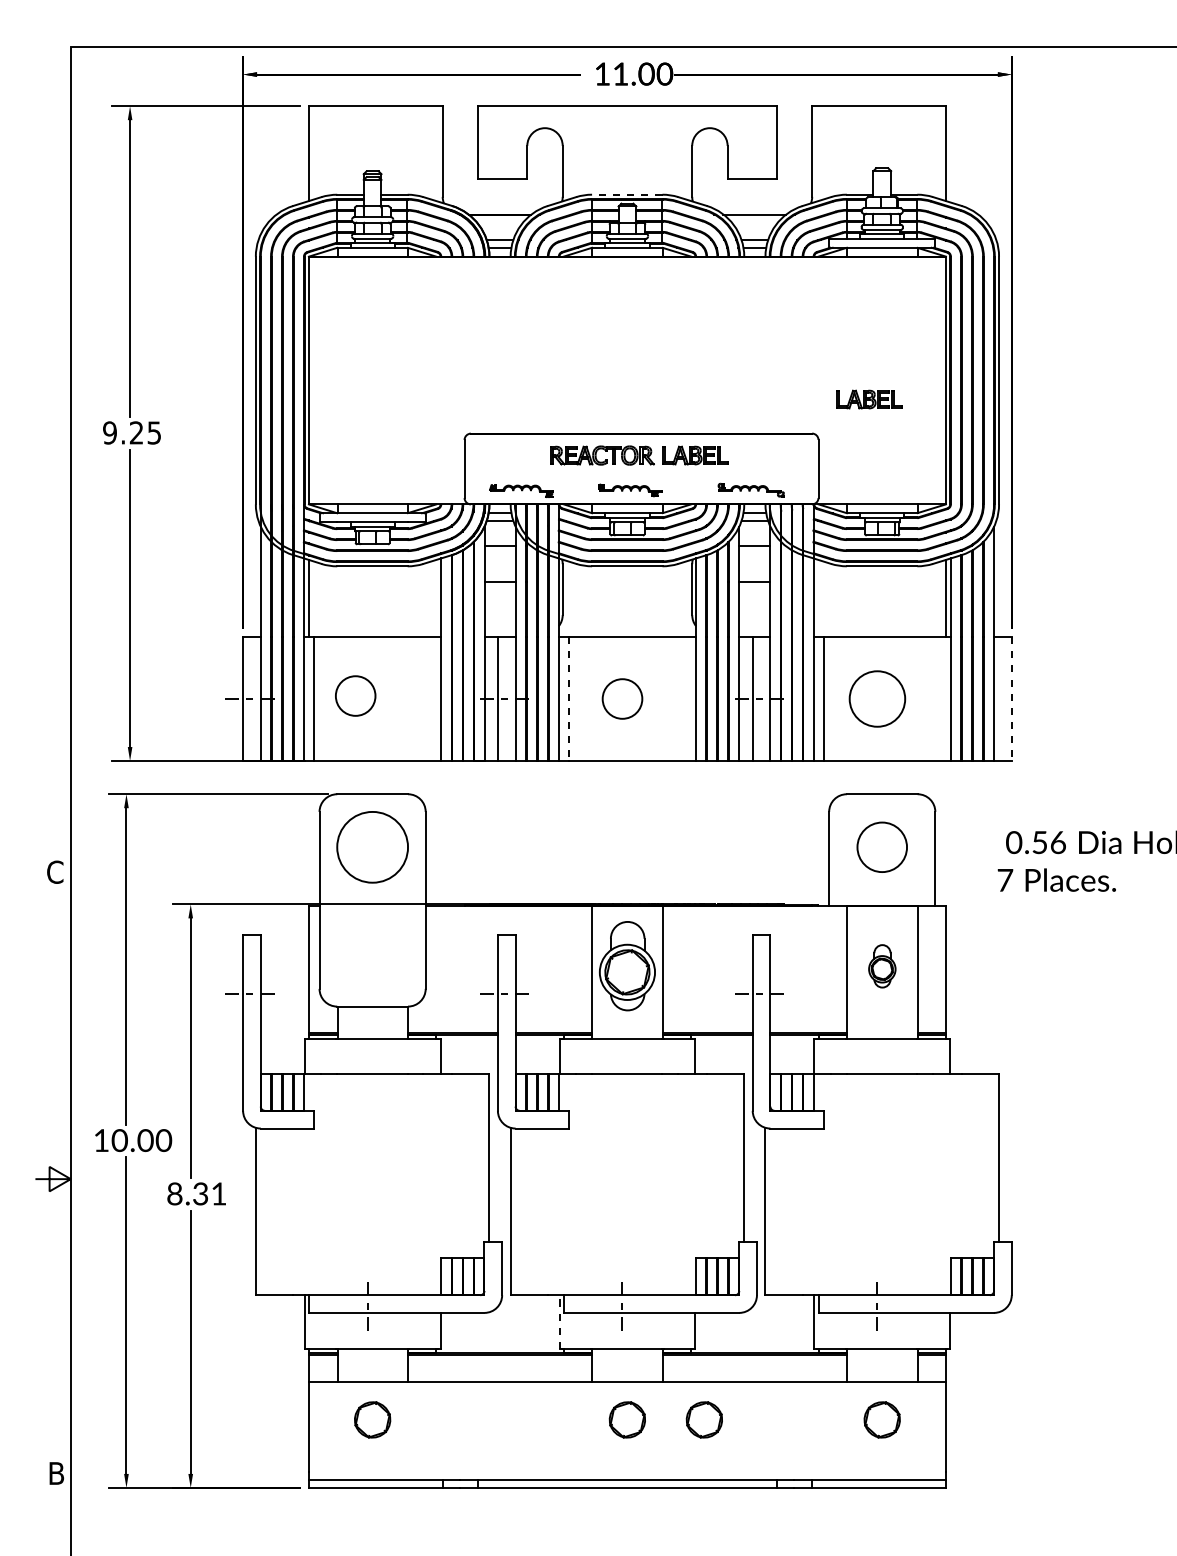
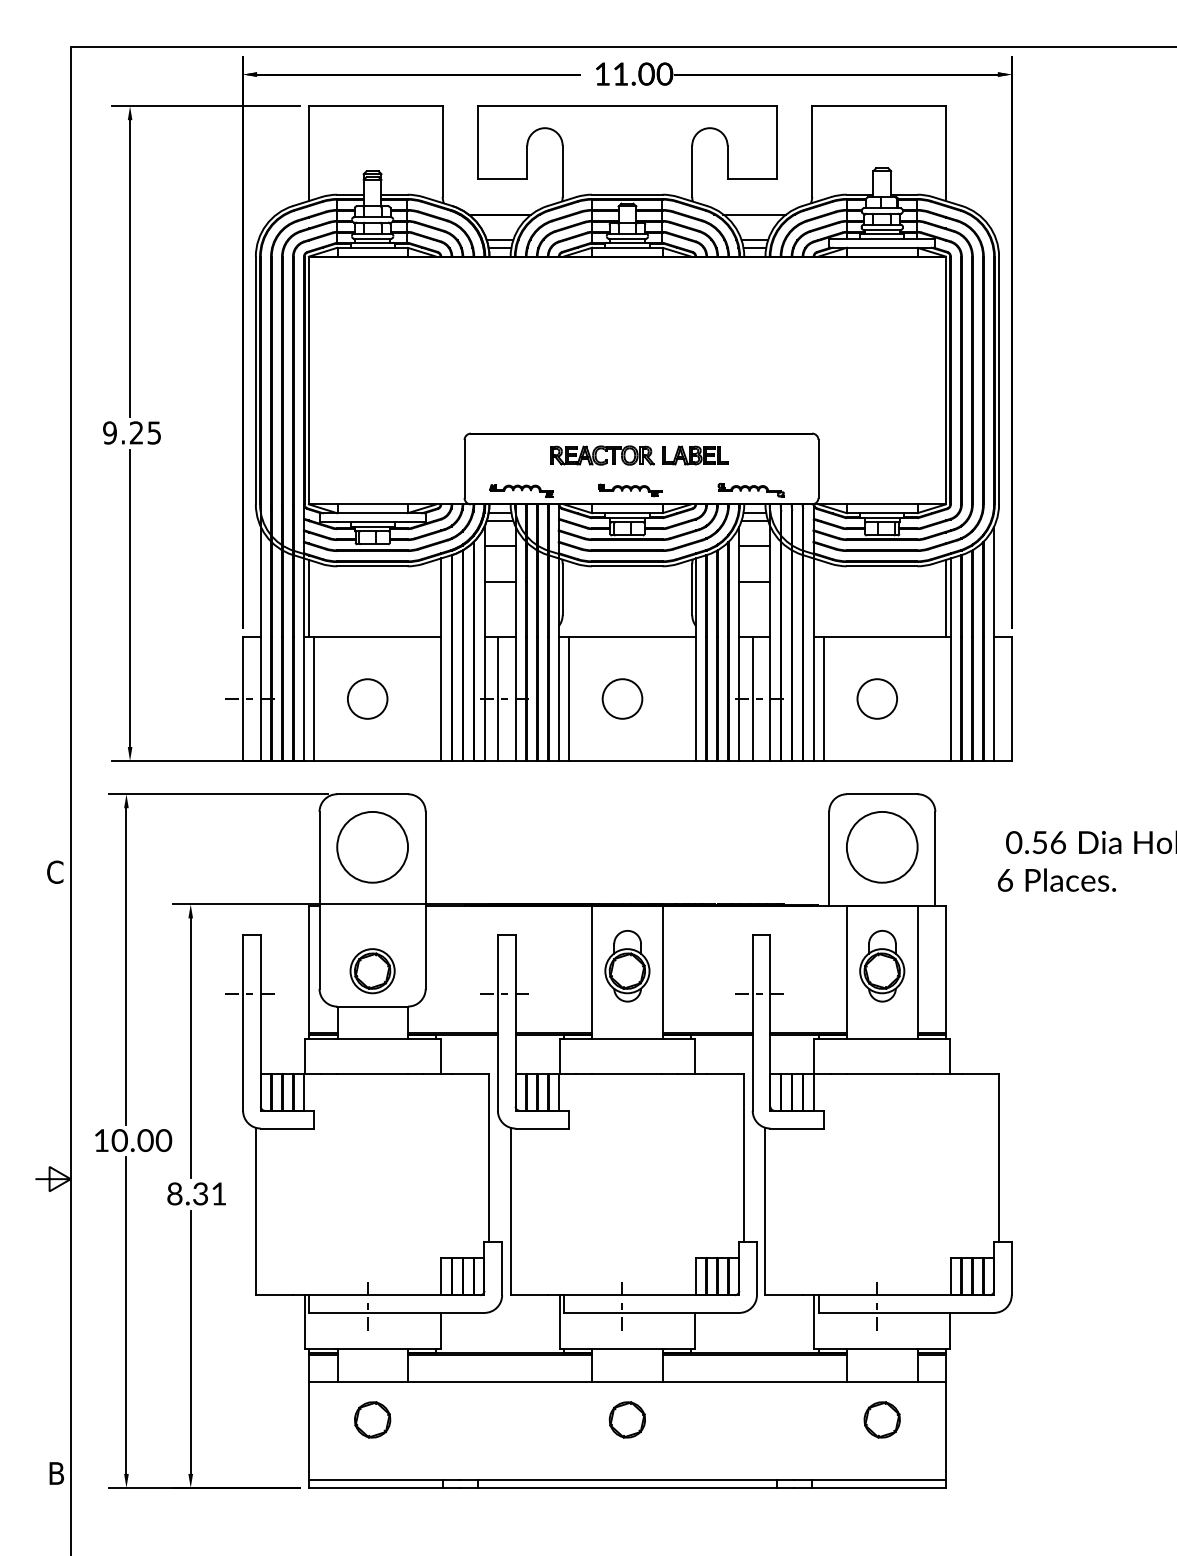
line: dashed -> solid (626, 194)
part: present -> none (869, 399)
circle position: (355, 695) -> (367, 698) (367, 698)
circle size: 59x58 px -> 42x42 px (876, 698)
line: dashed -> solid (568, 699)
line: dashed -> solid (1011, 699)
circle diameter: 50 px -> 71 px (881, 846)
text: 7 -> 6 (1005, 880)
part size: 58x91 px -> 47x73 px (627, 966)
part size: 29x45 px -> 47x73 px (882, 966)
part: none -> present (372, 971)
line: dashed -> solid (559, 1322)
part: present -> none (703, 1419)
